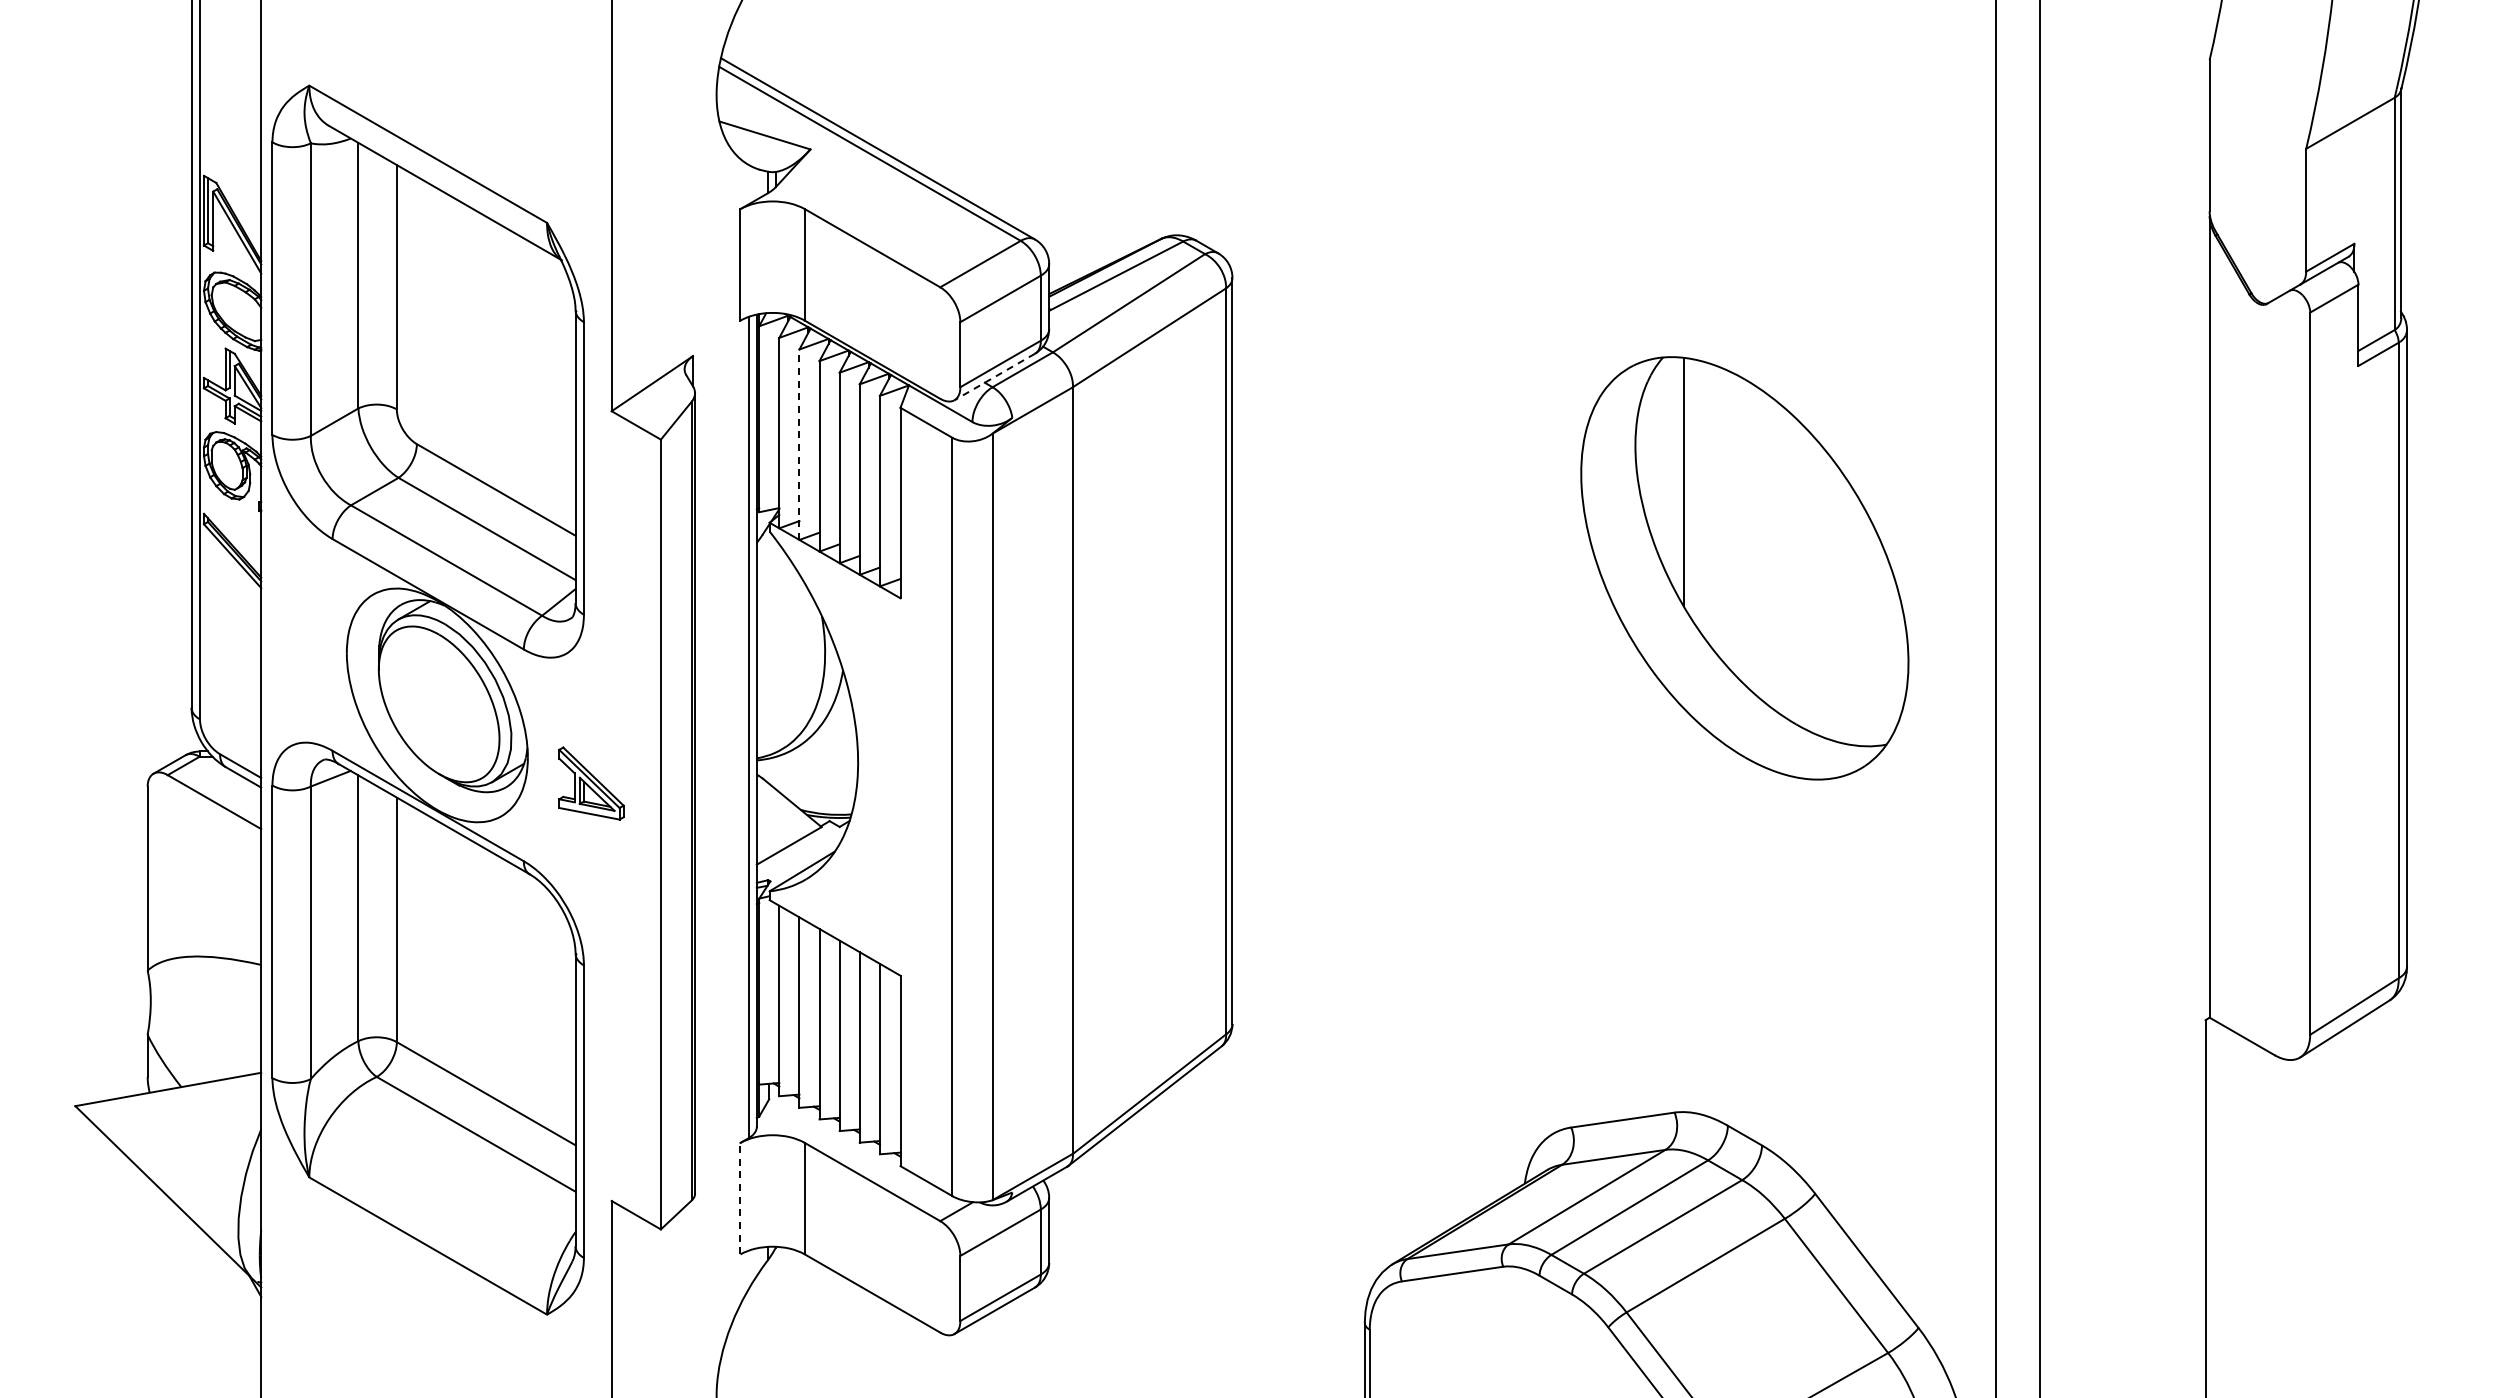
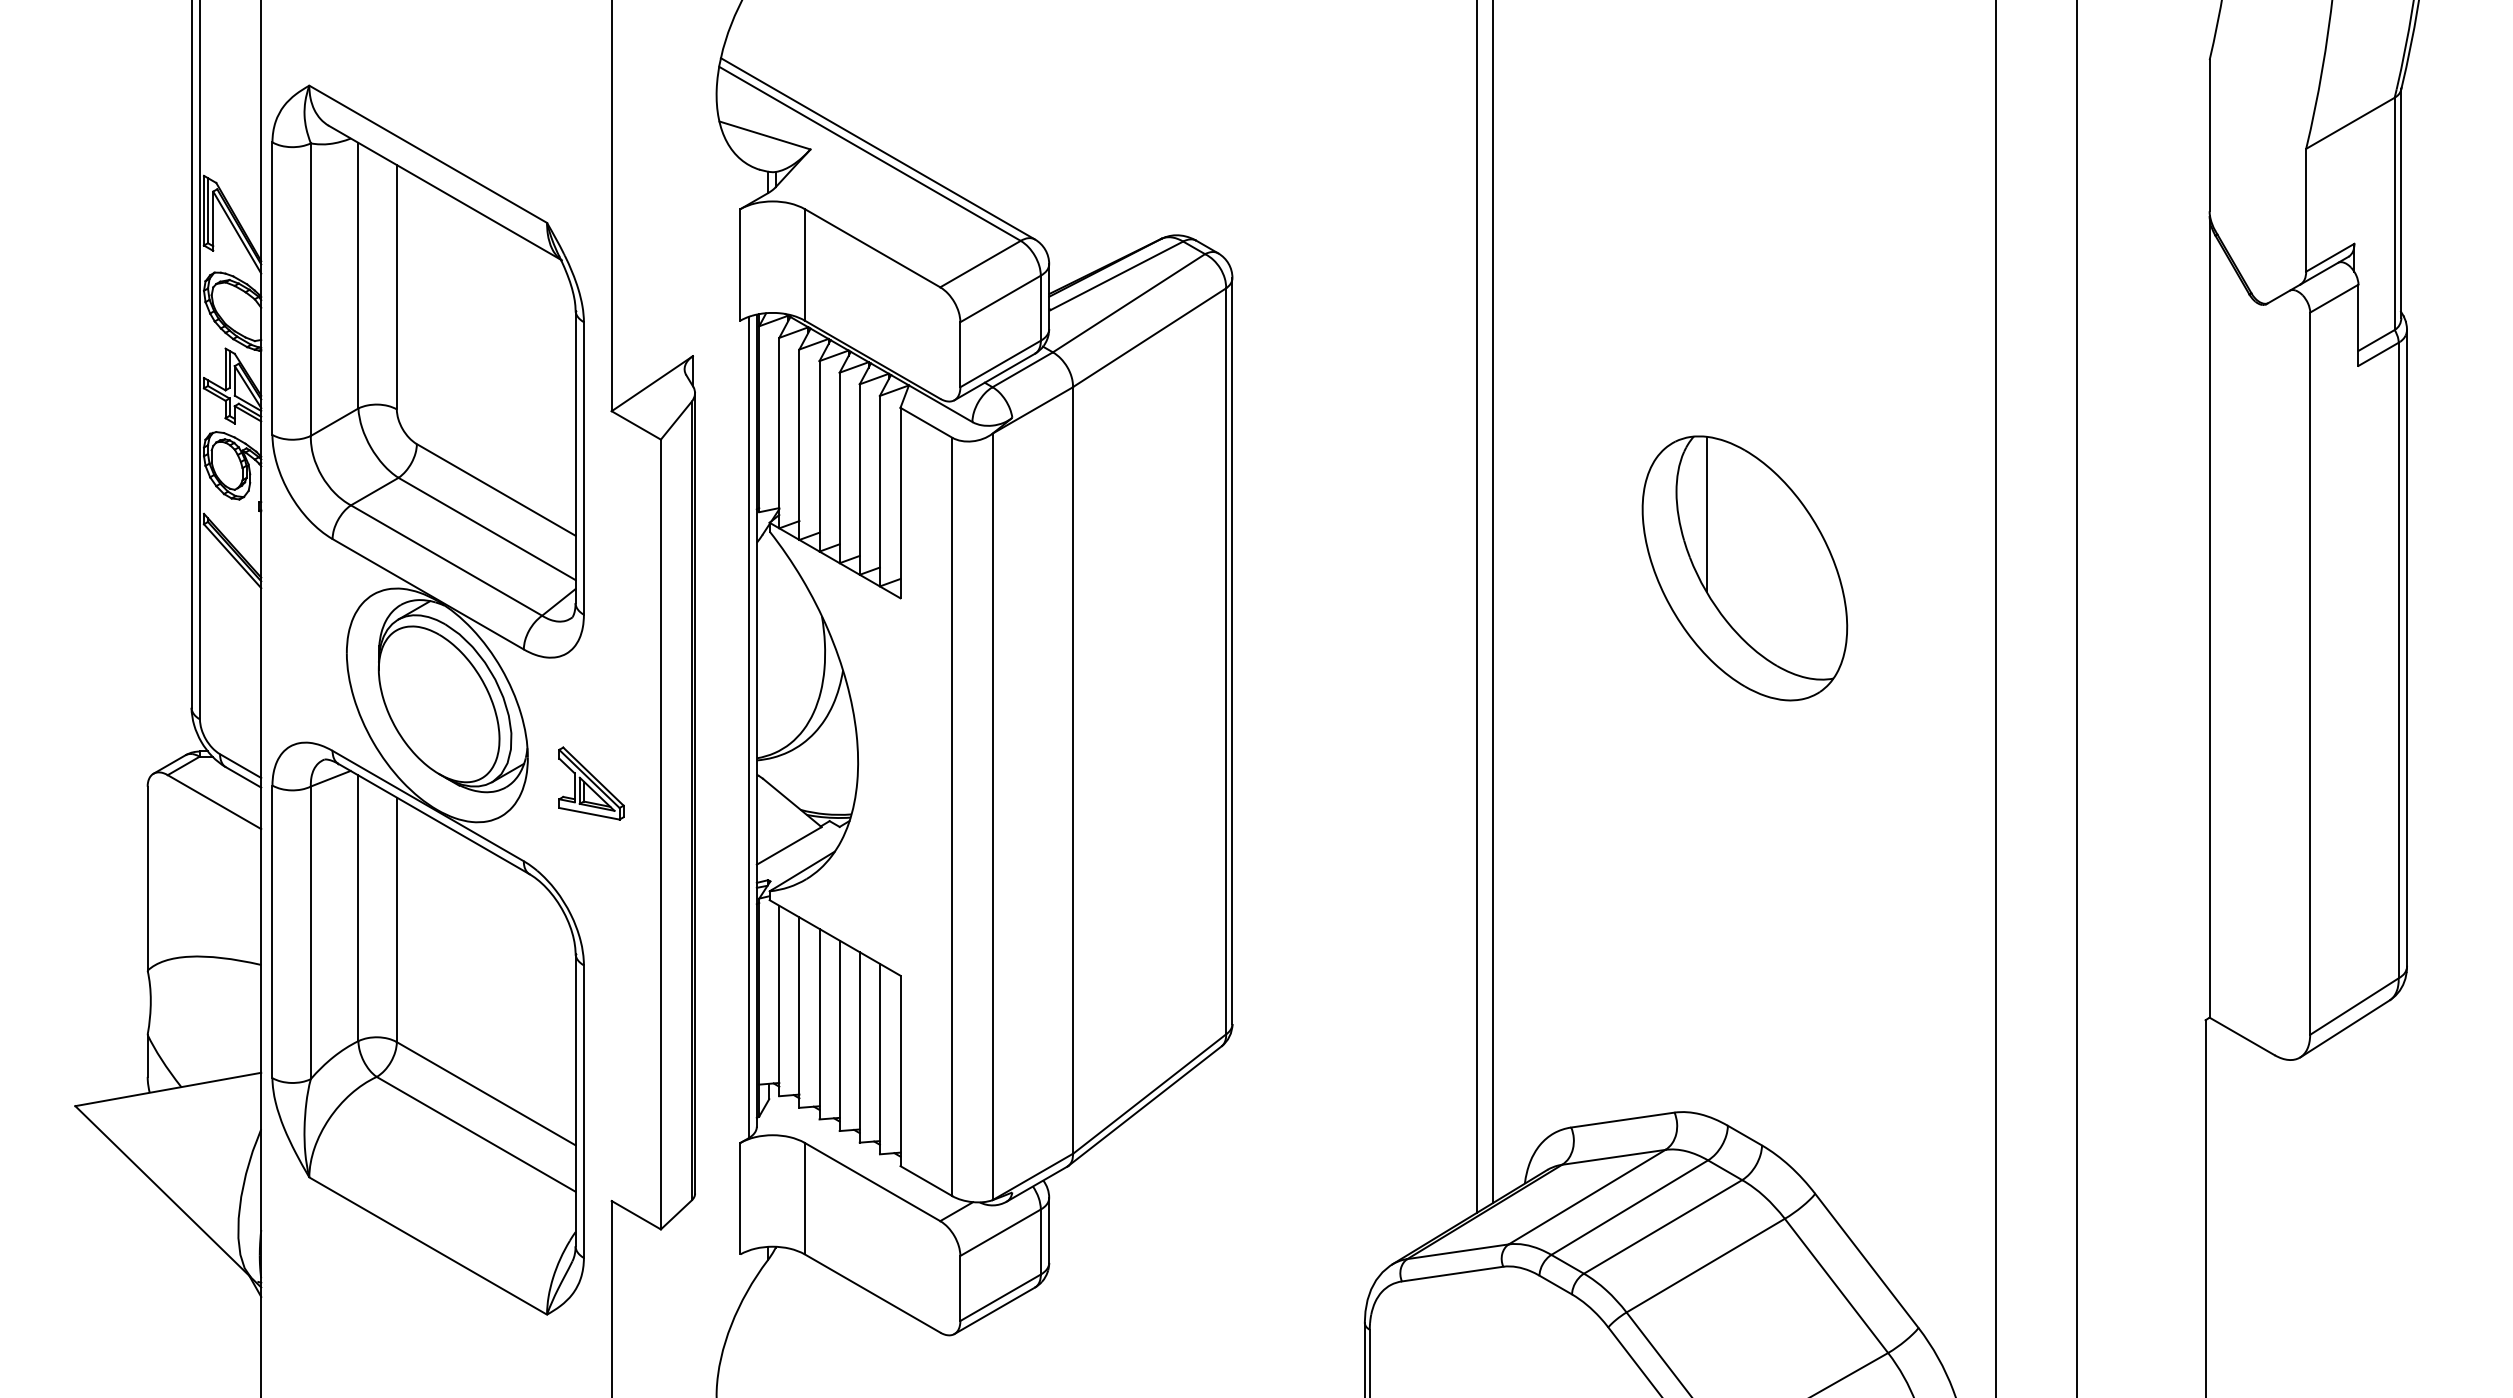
line: dashed -> solid (994, 377)
line: dashed -> solid (799, 444)
part size: 330x425 px -> 208x267 px (1744, 568)
line: none -> present (1493, 602)
line: none -> present (1476, 607)
line position: (2039, 698) -> (2076, 698) (2076, 698)
line: dashed -> solid (740, 1198)
